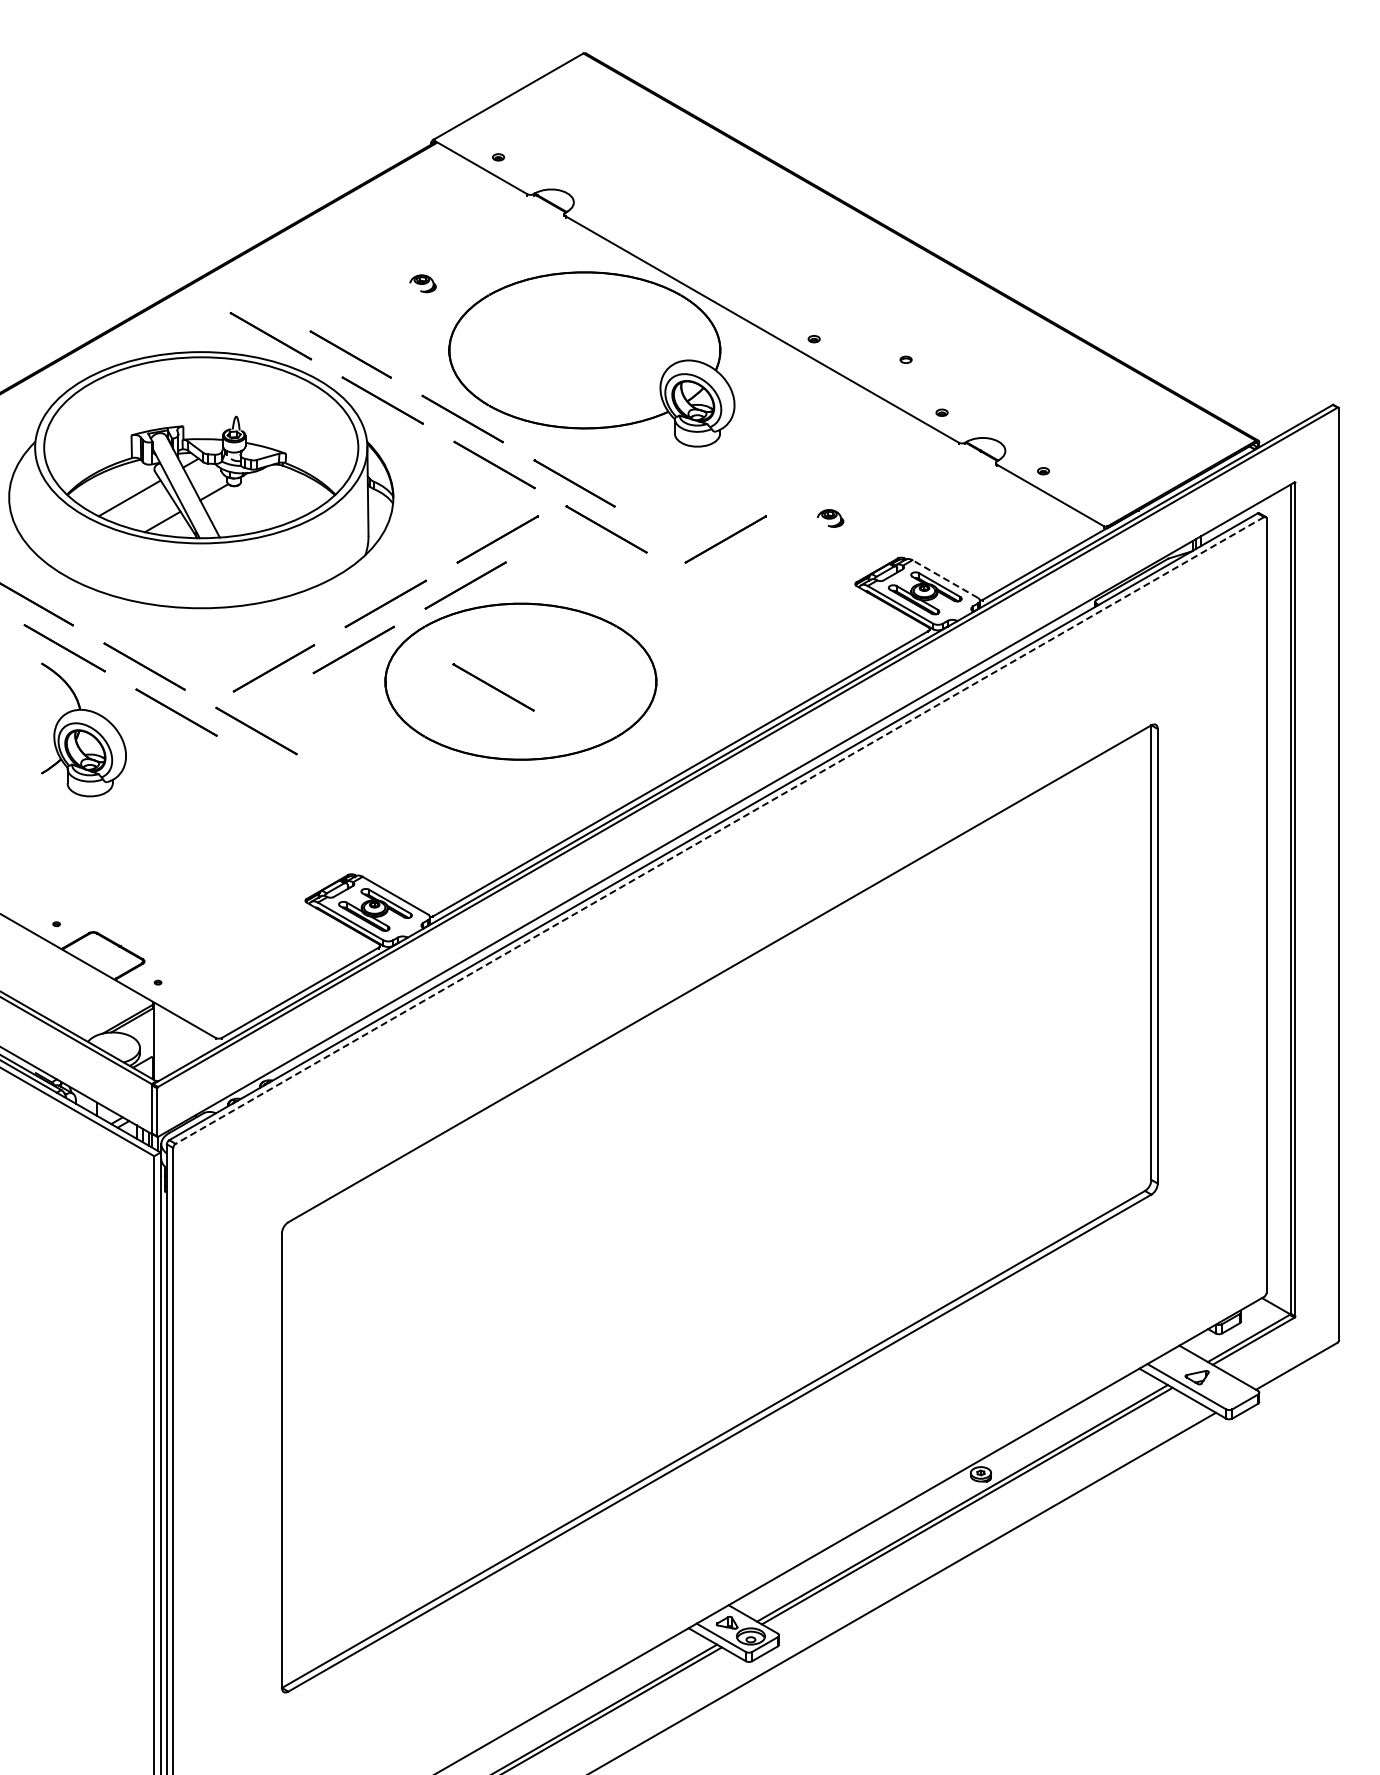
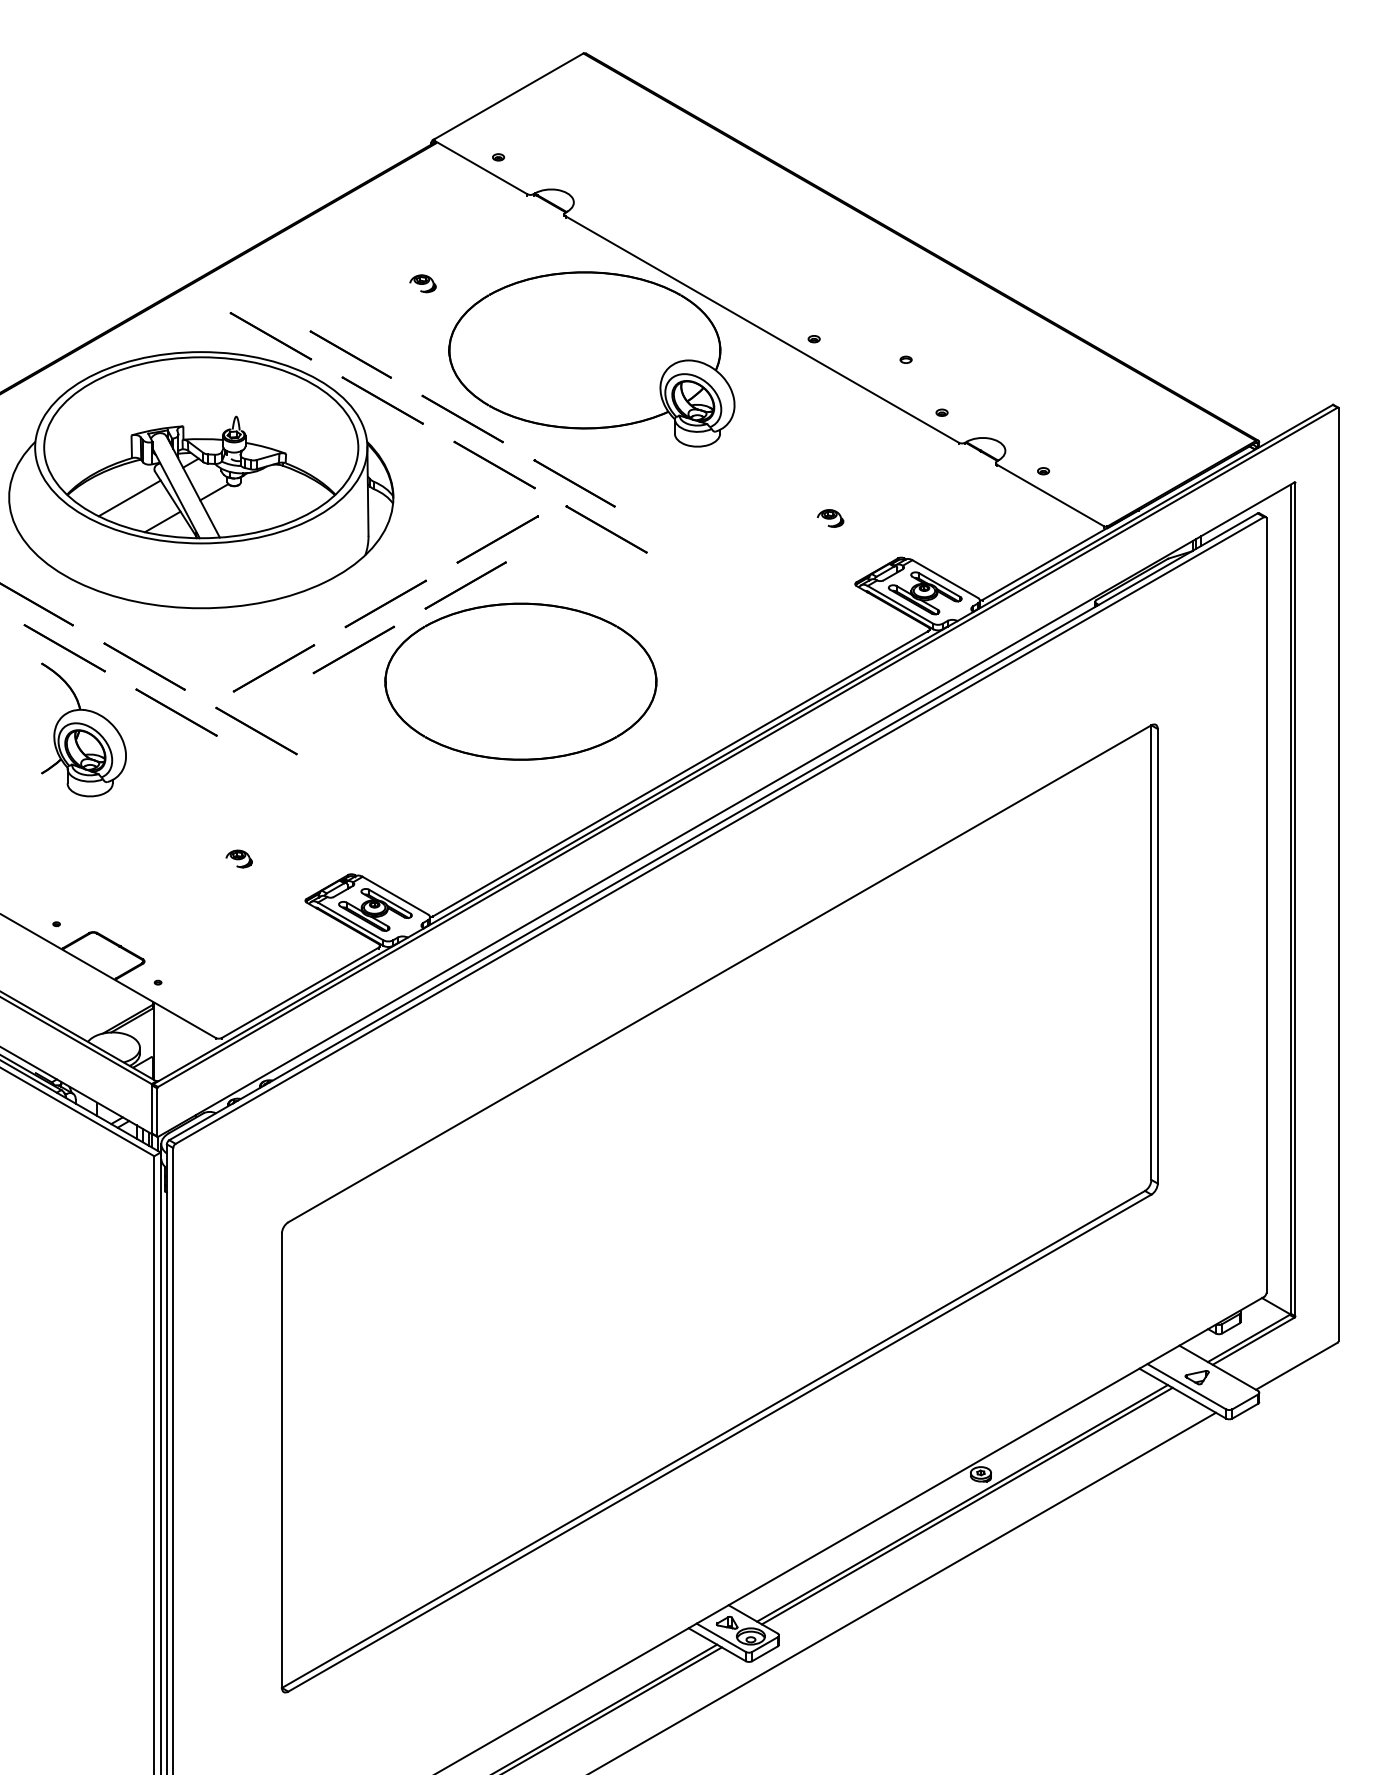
line: present -> none (725, 539)
line: dashed -> solid (945, 579)
line: present -> none (493, 687)
line: dashed -> solid (719, 830)
part: none -> present (238, 858)
